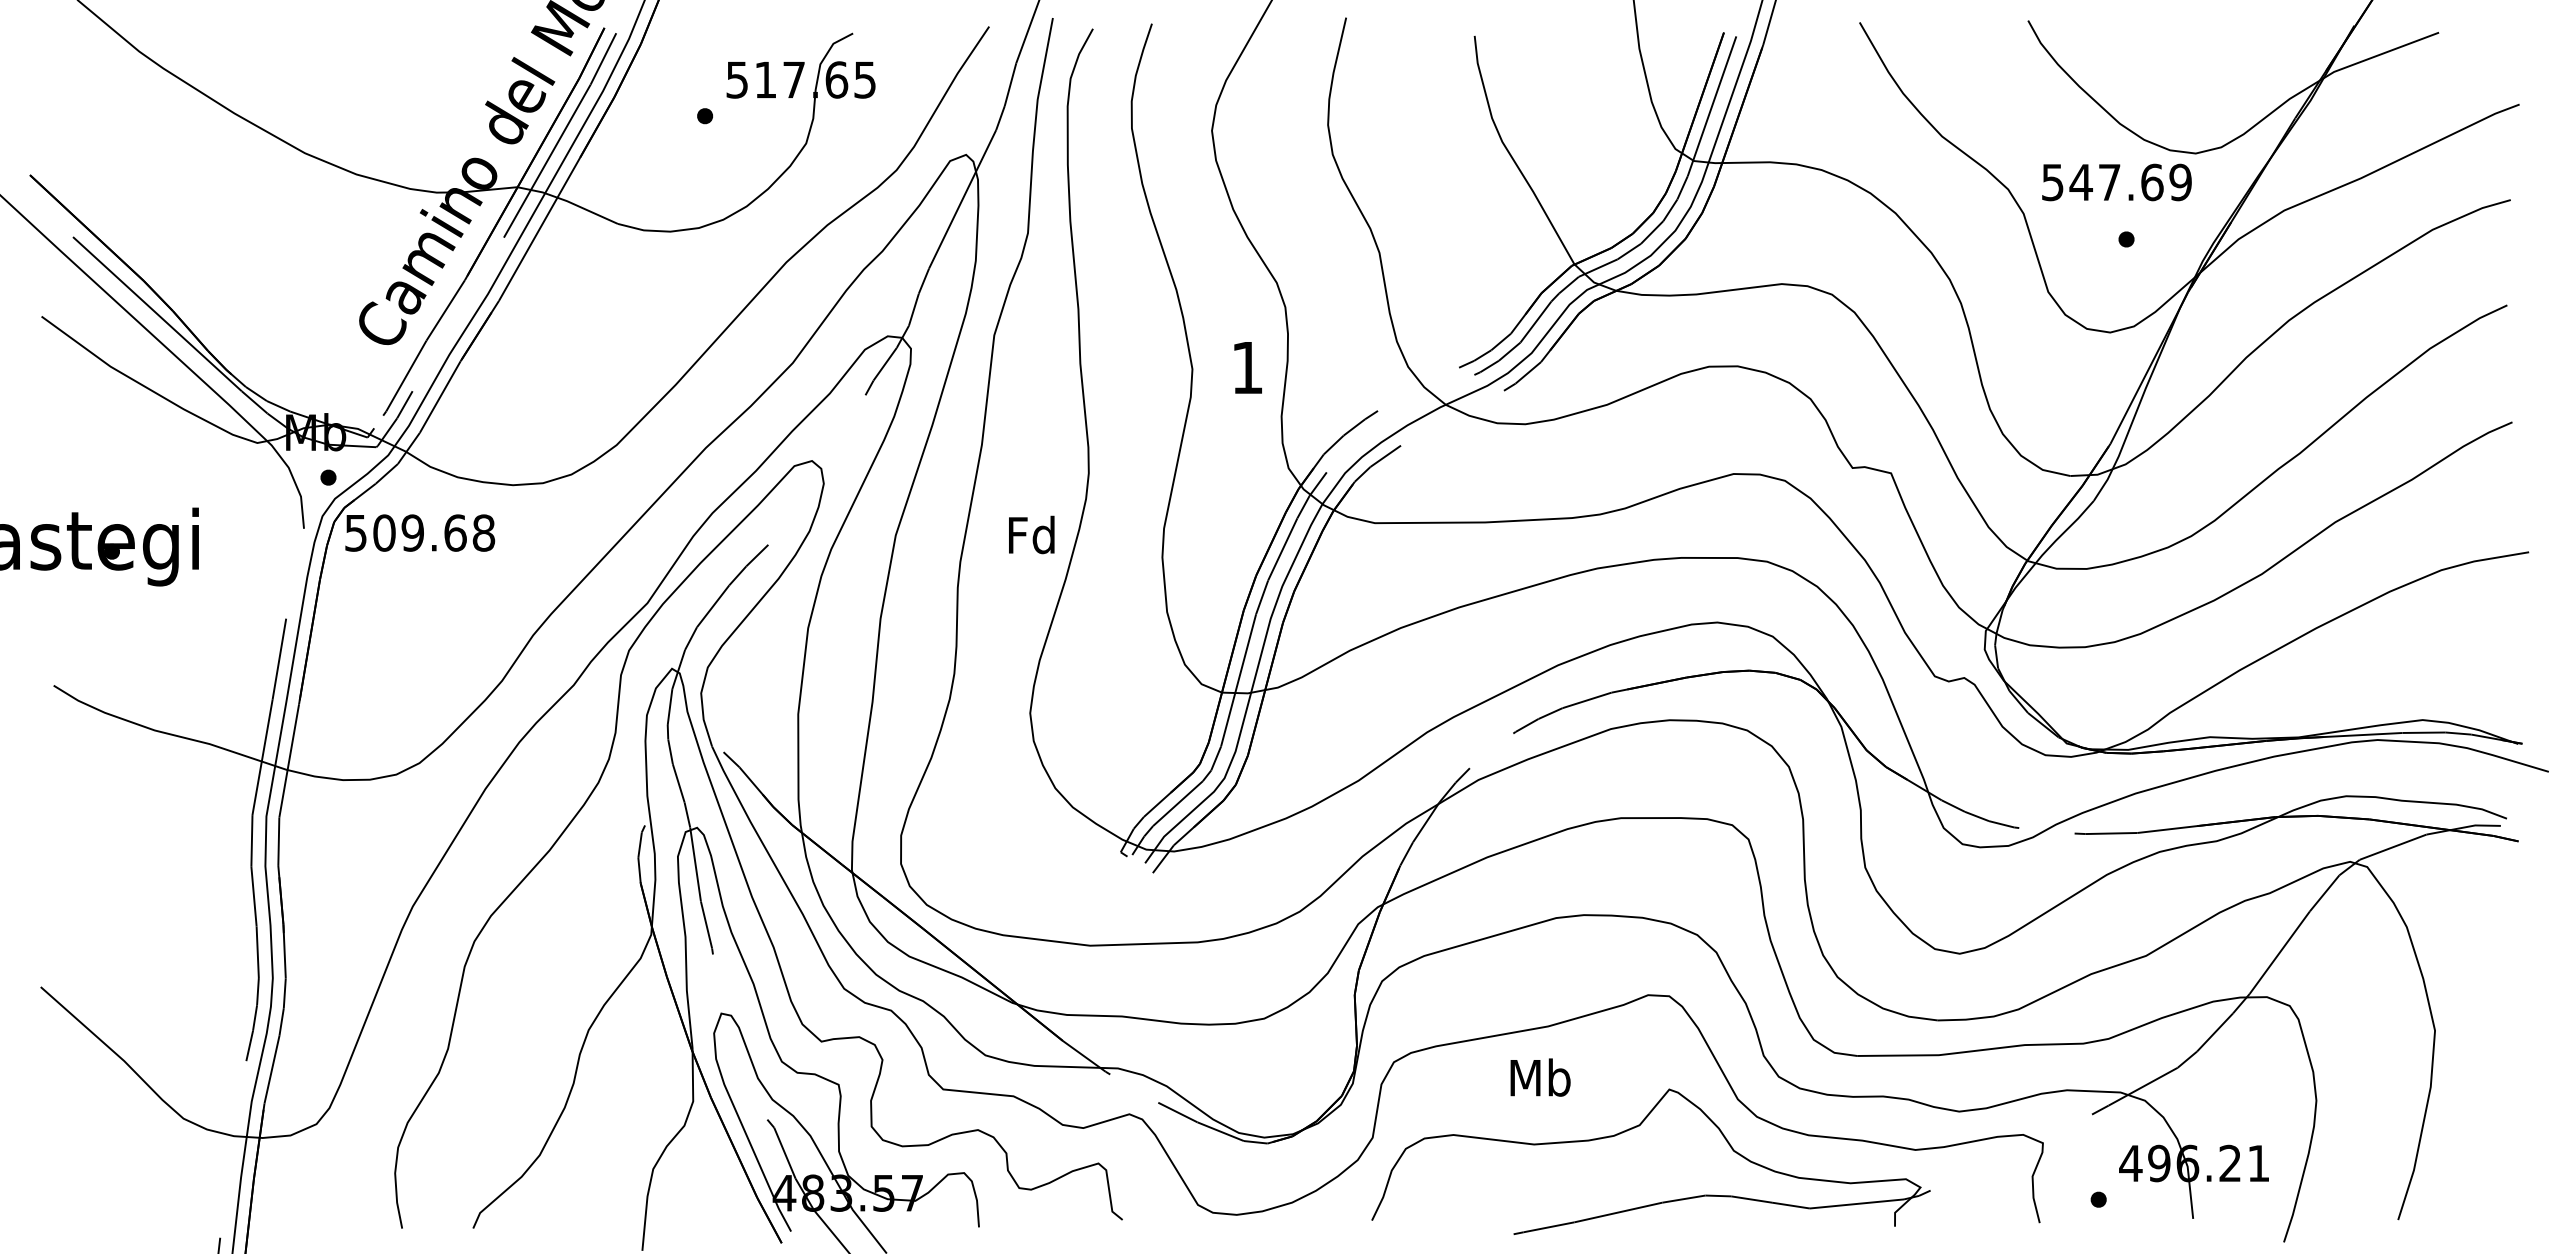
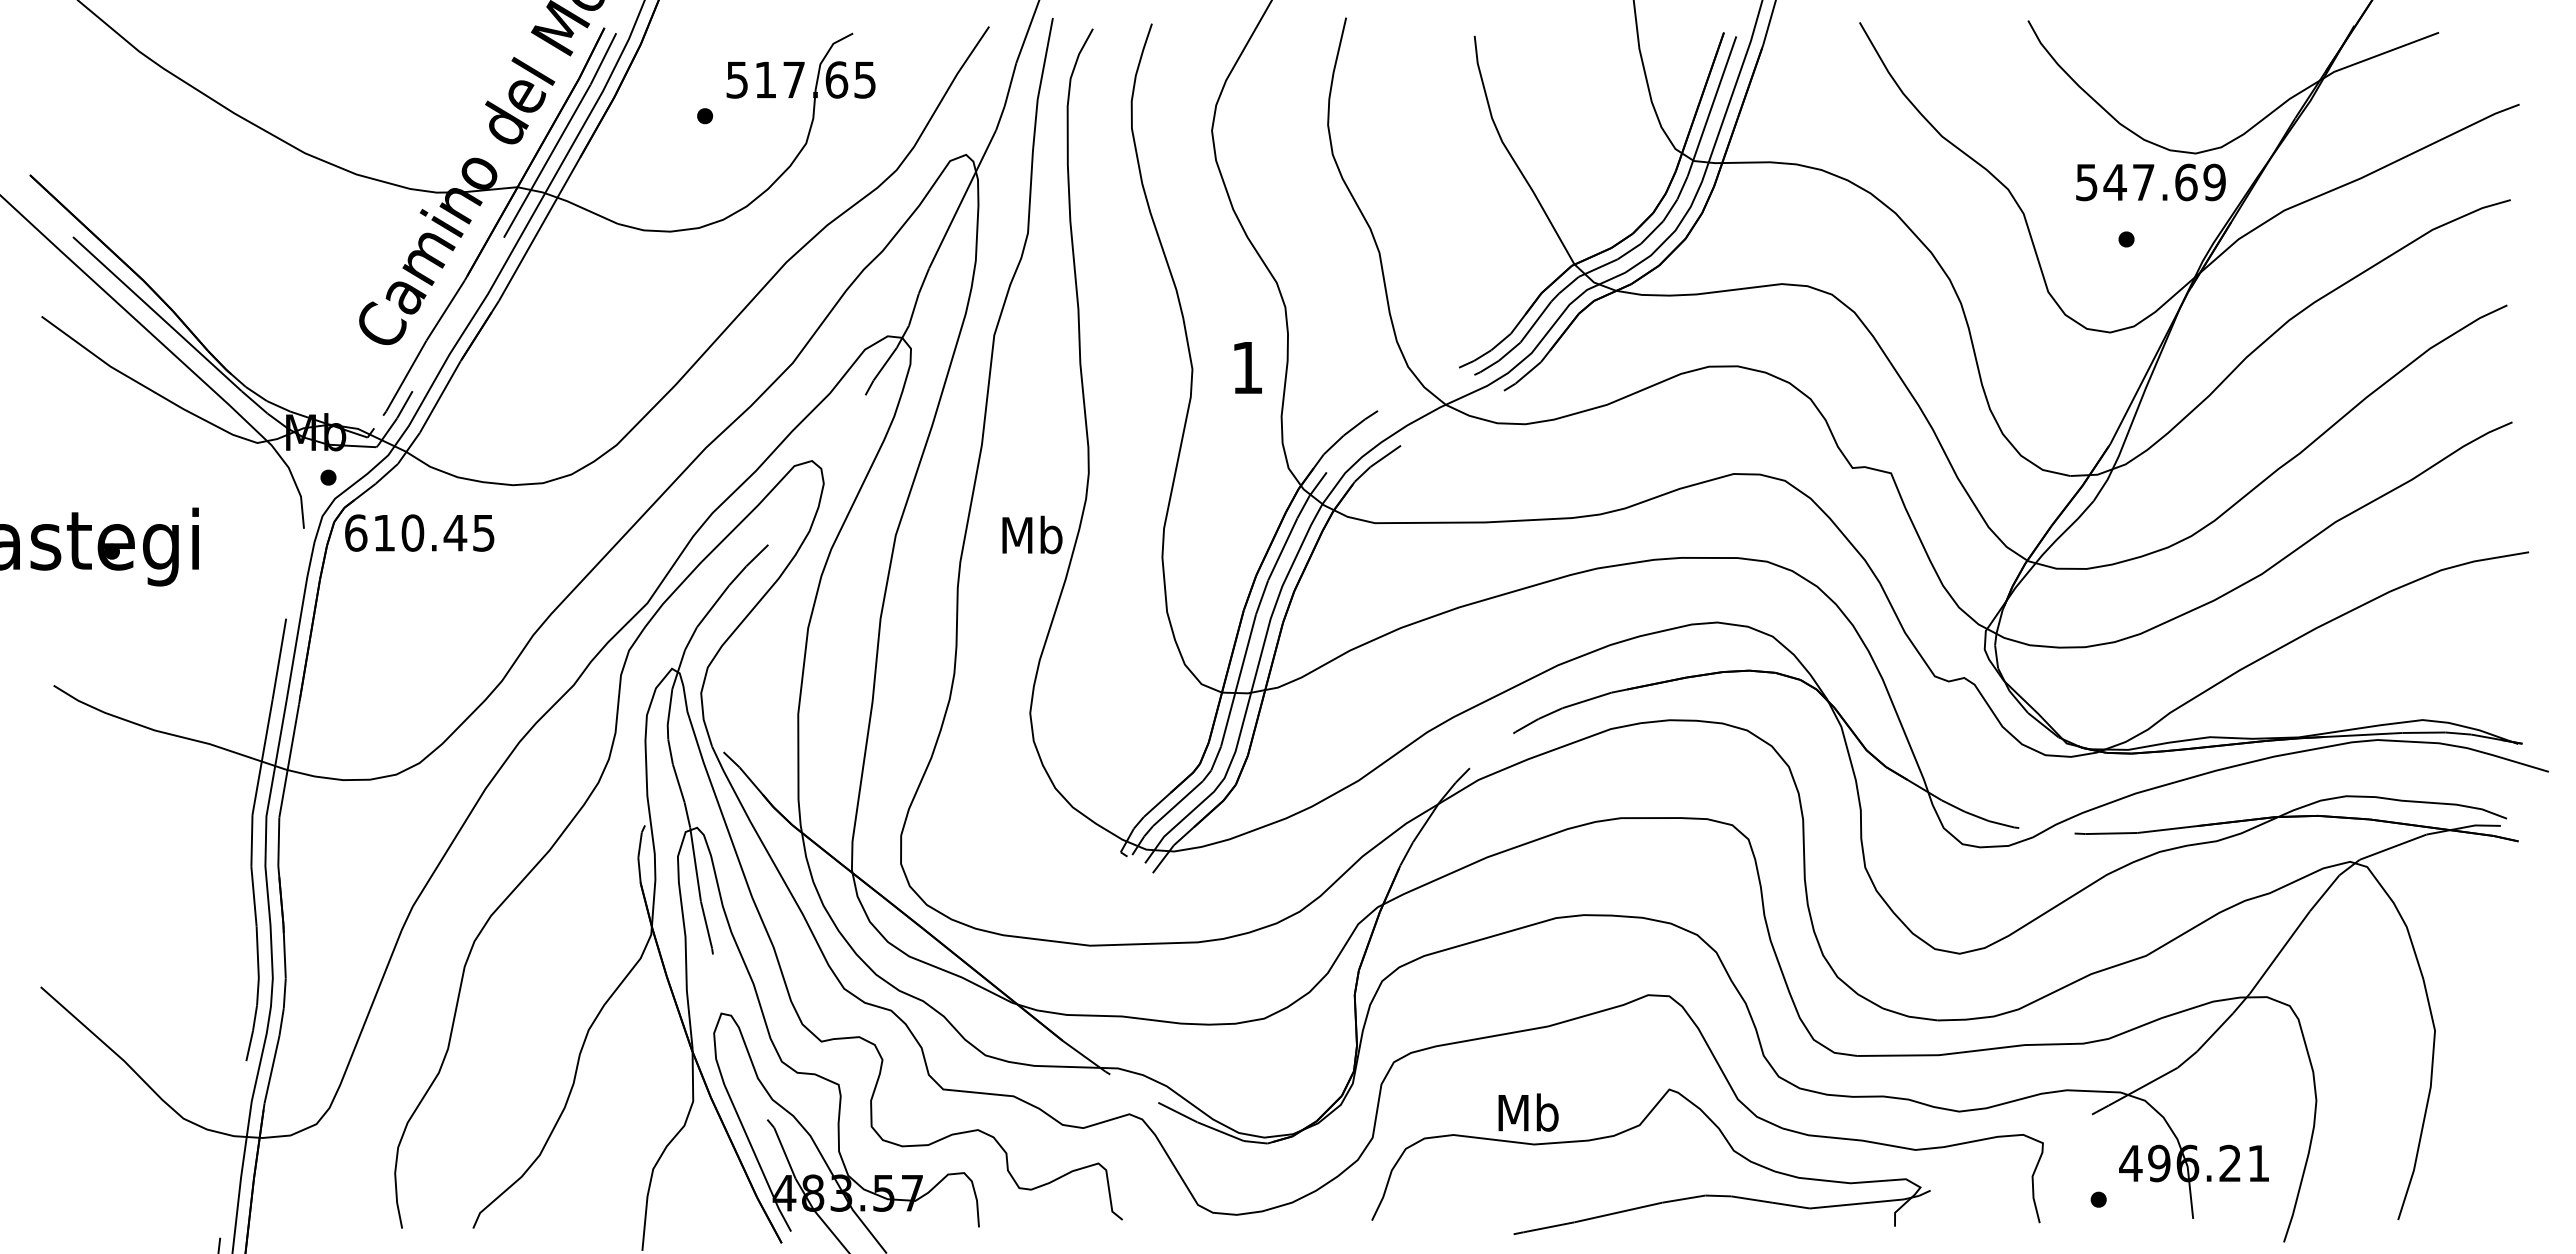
text position: (2116, 182) -> (2150, 182) (2150, 182)
text: 509.68 -> 610.45 (420, 532)
text: Fd -> Mb (1032, 534)
text position: (1540, 1077) -> (1528, 1112) (1528, 1112)
